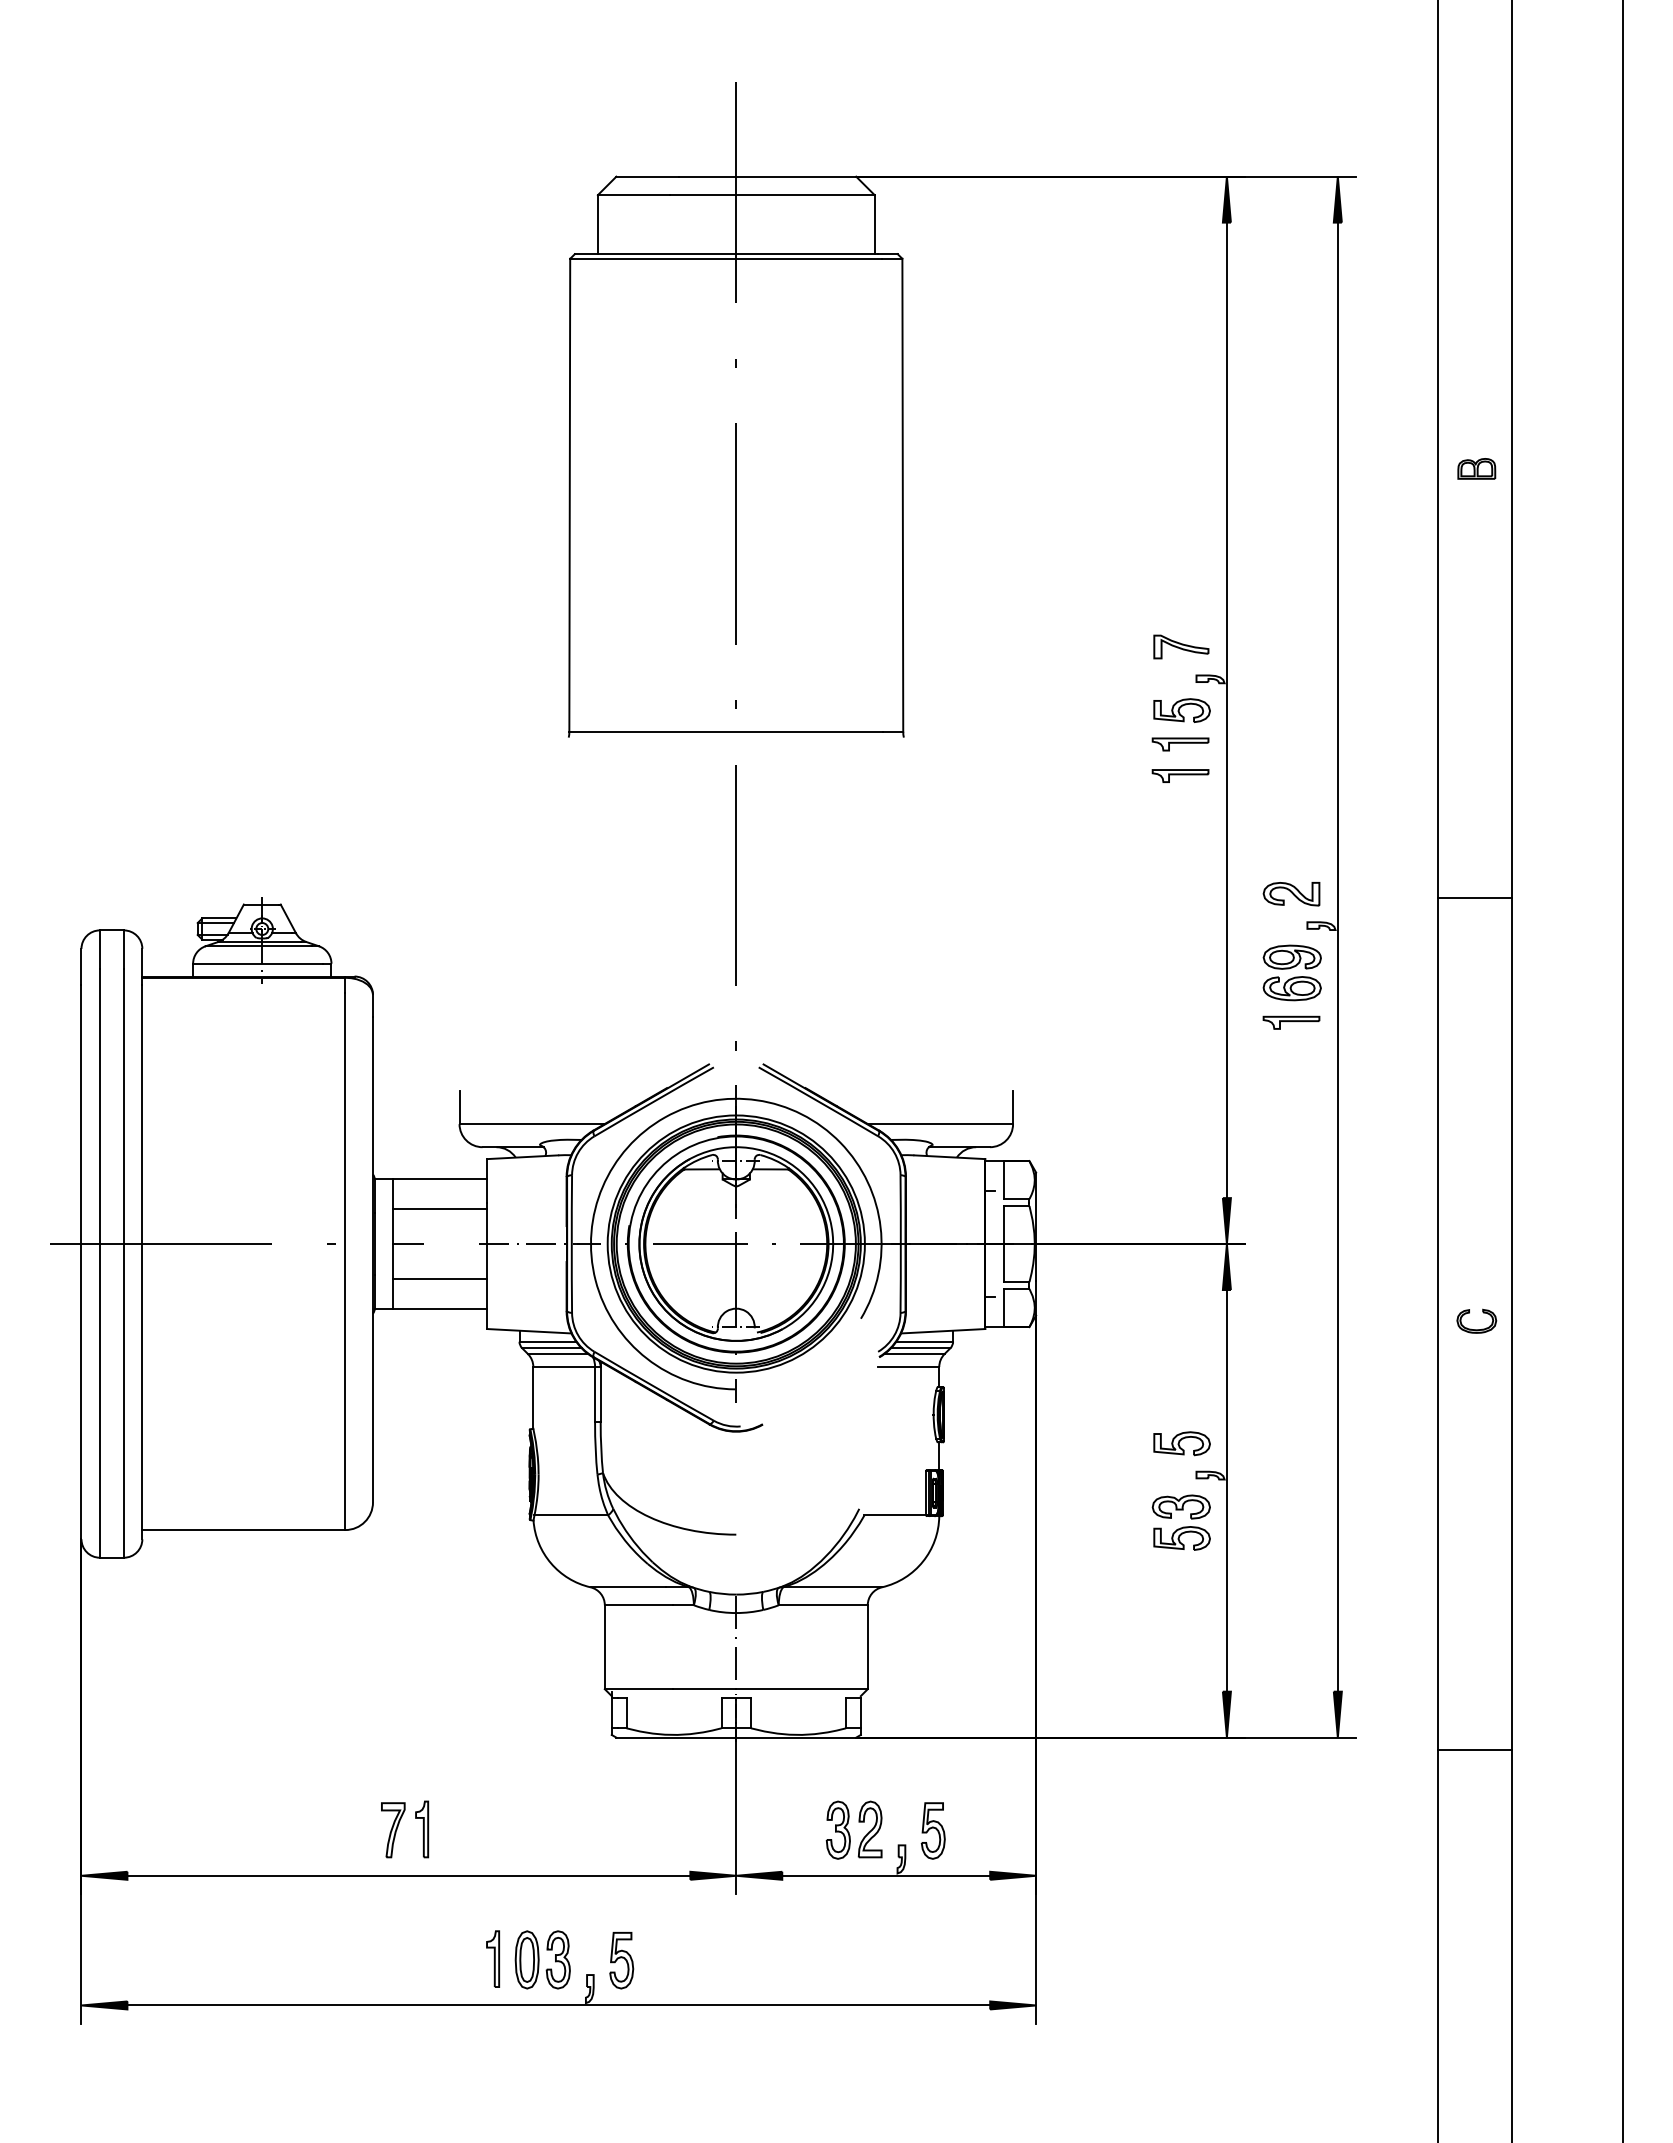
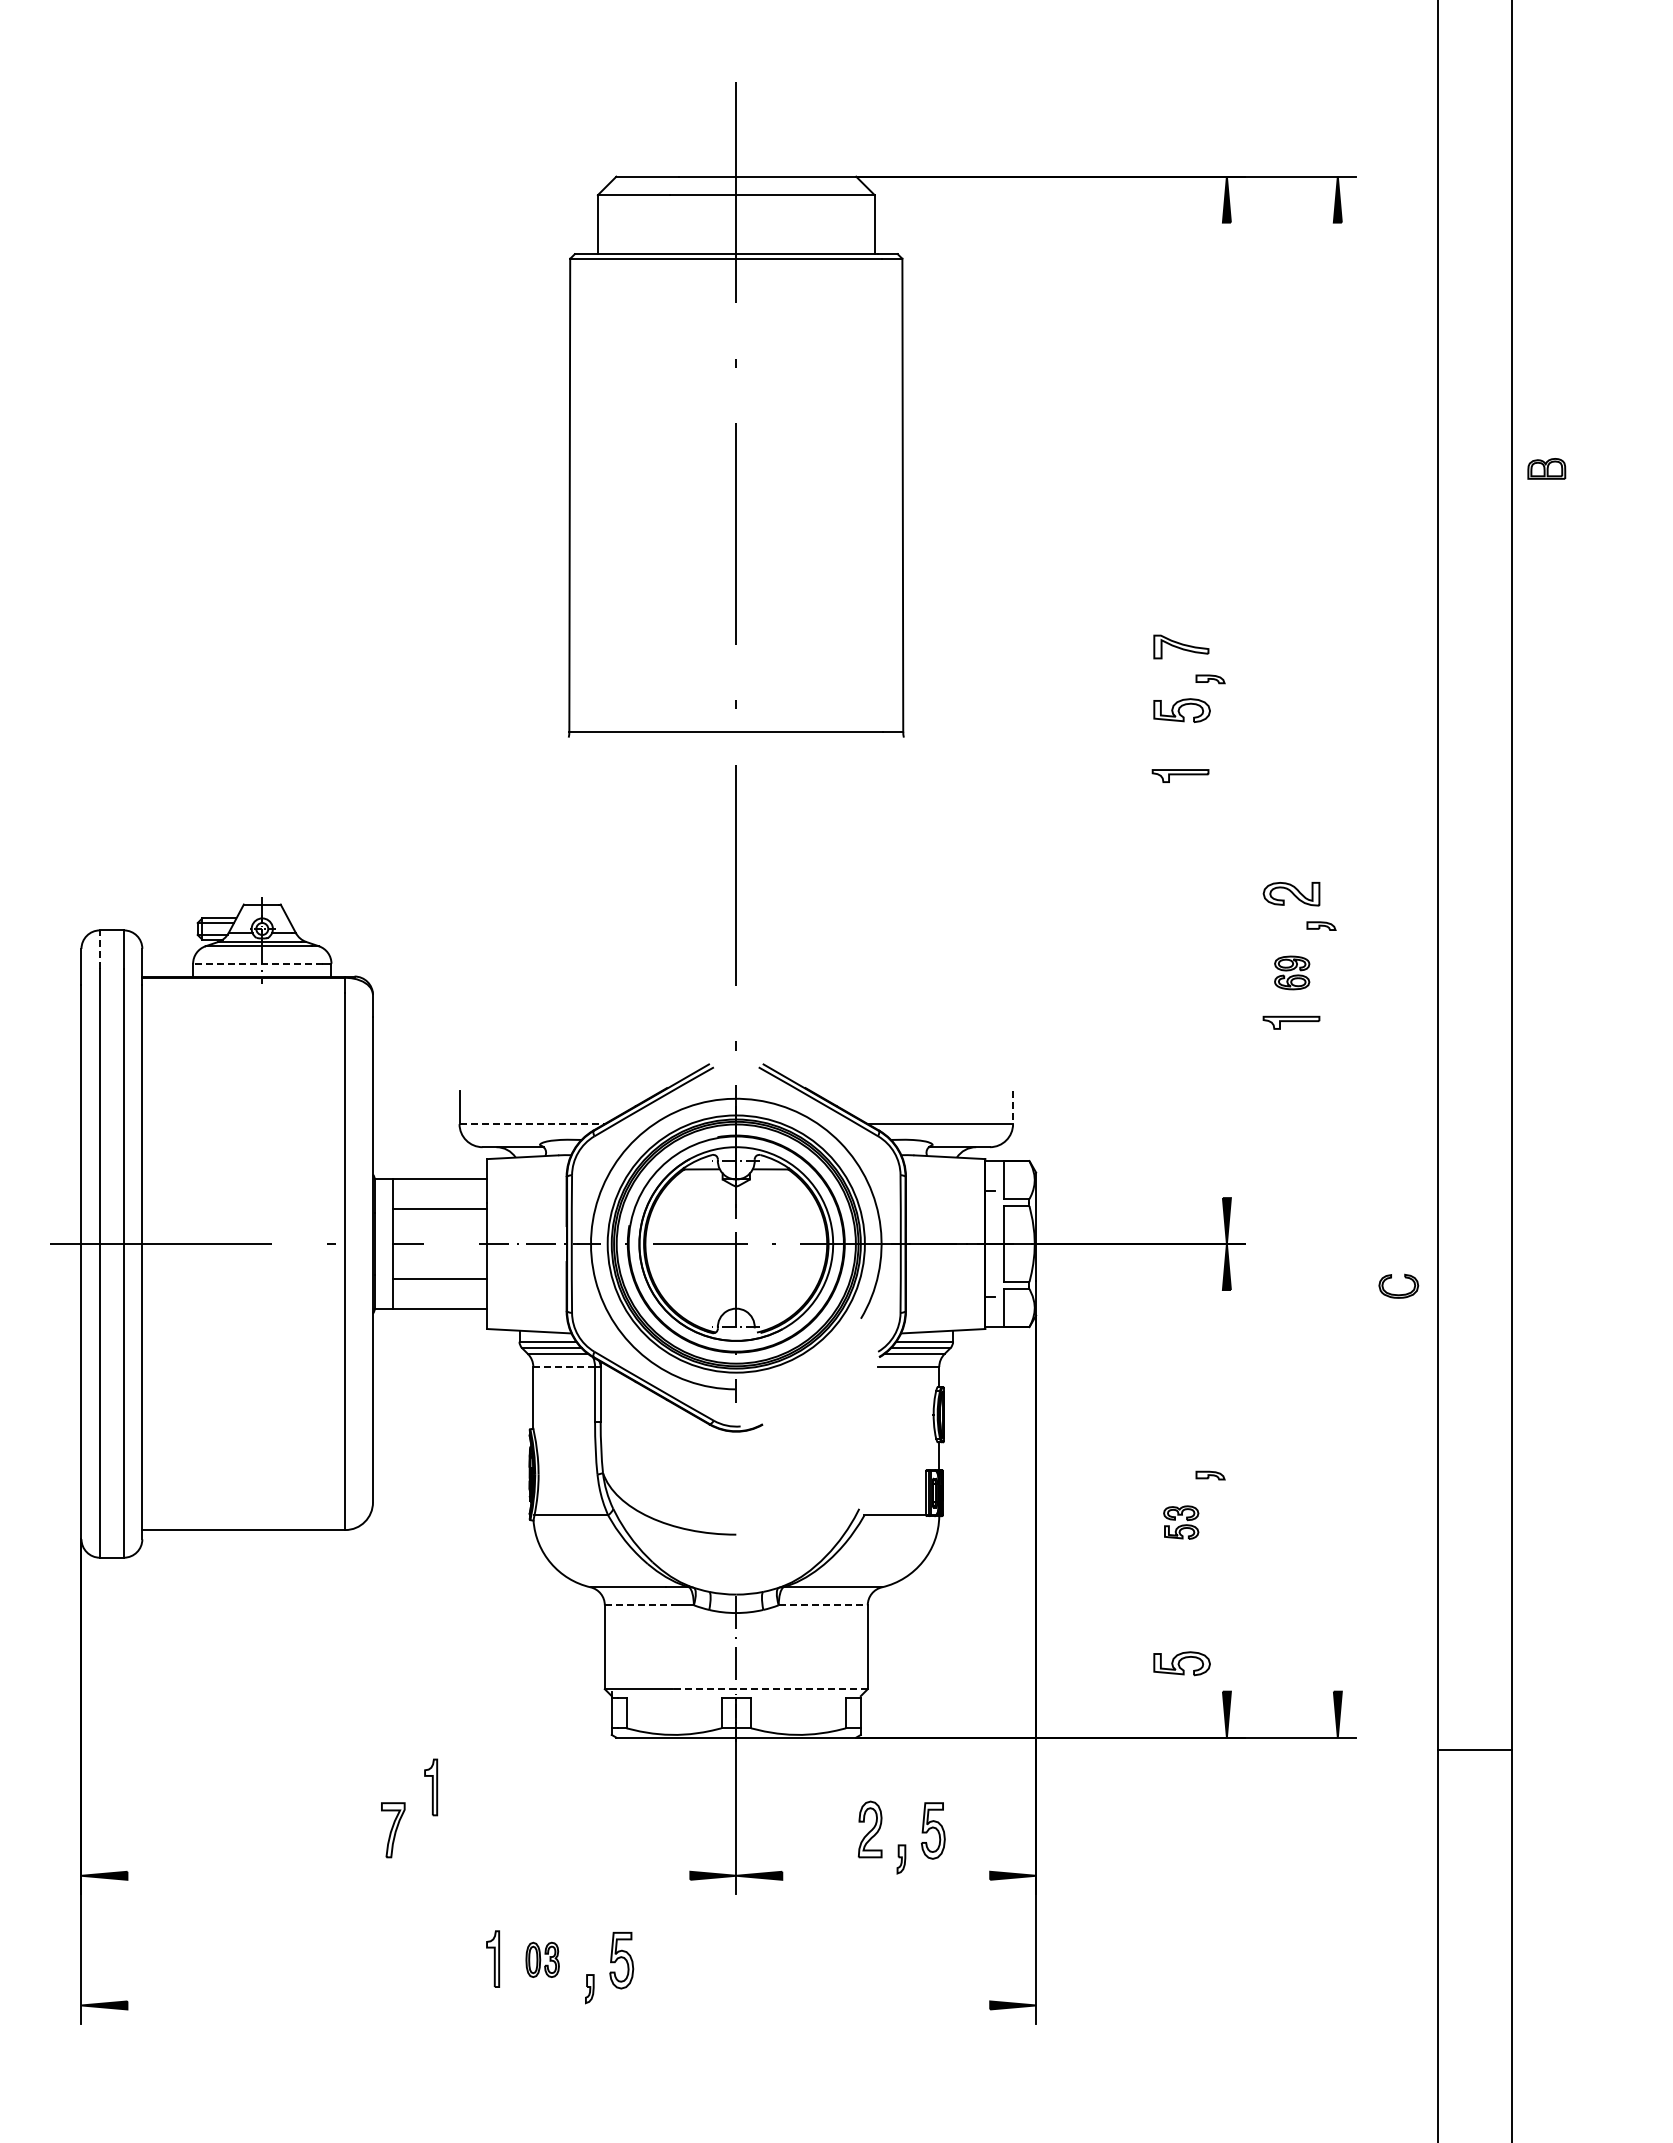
part position: (1476, 468) -> (1546, 468) (1546, 468)
line: present -> none (1226, 710)
part: present -> none (1180, 744)
line: present -> none (1474, 898)
line: solid -> dashed (99, 949)
line: present -> none (1337, 956)
line: solid -> dashed (258, 963)
part size: 60x58 px -> 37x36 px (1292, 972)
line: present -> none (1622, 1070)
line: solid -> dashed (1013, 1107)
line: solid -> dashed (532, 1124)
part position: (1476, 1329) -> (1398, 1294) (1398, 1294)
line: solid -> dashed (564, 1367)
part position: (1181, 1443) -> (1181, 1663) (1181, 1663)
line: present -> none (1226, 1490)
part size: 60x57 px -> 37x35 px (1181, 1522)
line: solid -> dashed (639, 1605)
line: solid -> dashed (823, 1605)
line: solid -> dashed (770, 1689)
part position: (422, 1829) -> (431, 1787) (431, 1787)
part: present -> none (837, 1829)
line: present -> none (408, 1875)
line: present -> none (886, 1875)
part size: 57x60 px -> 35x37 px (542, 1959)
line: present -> none (558, 2005)
